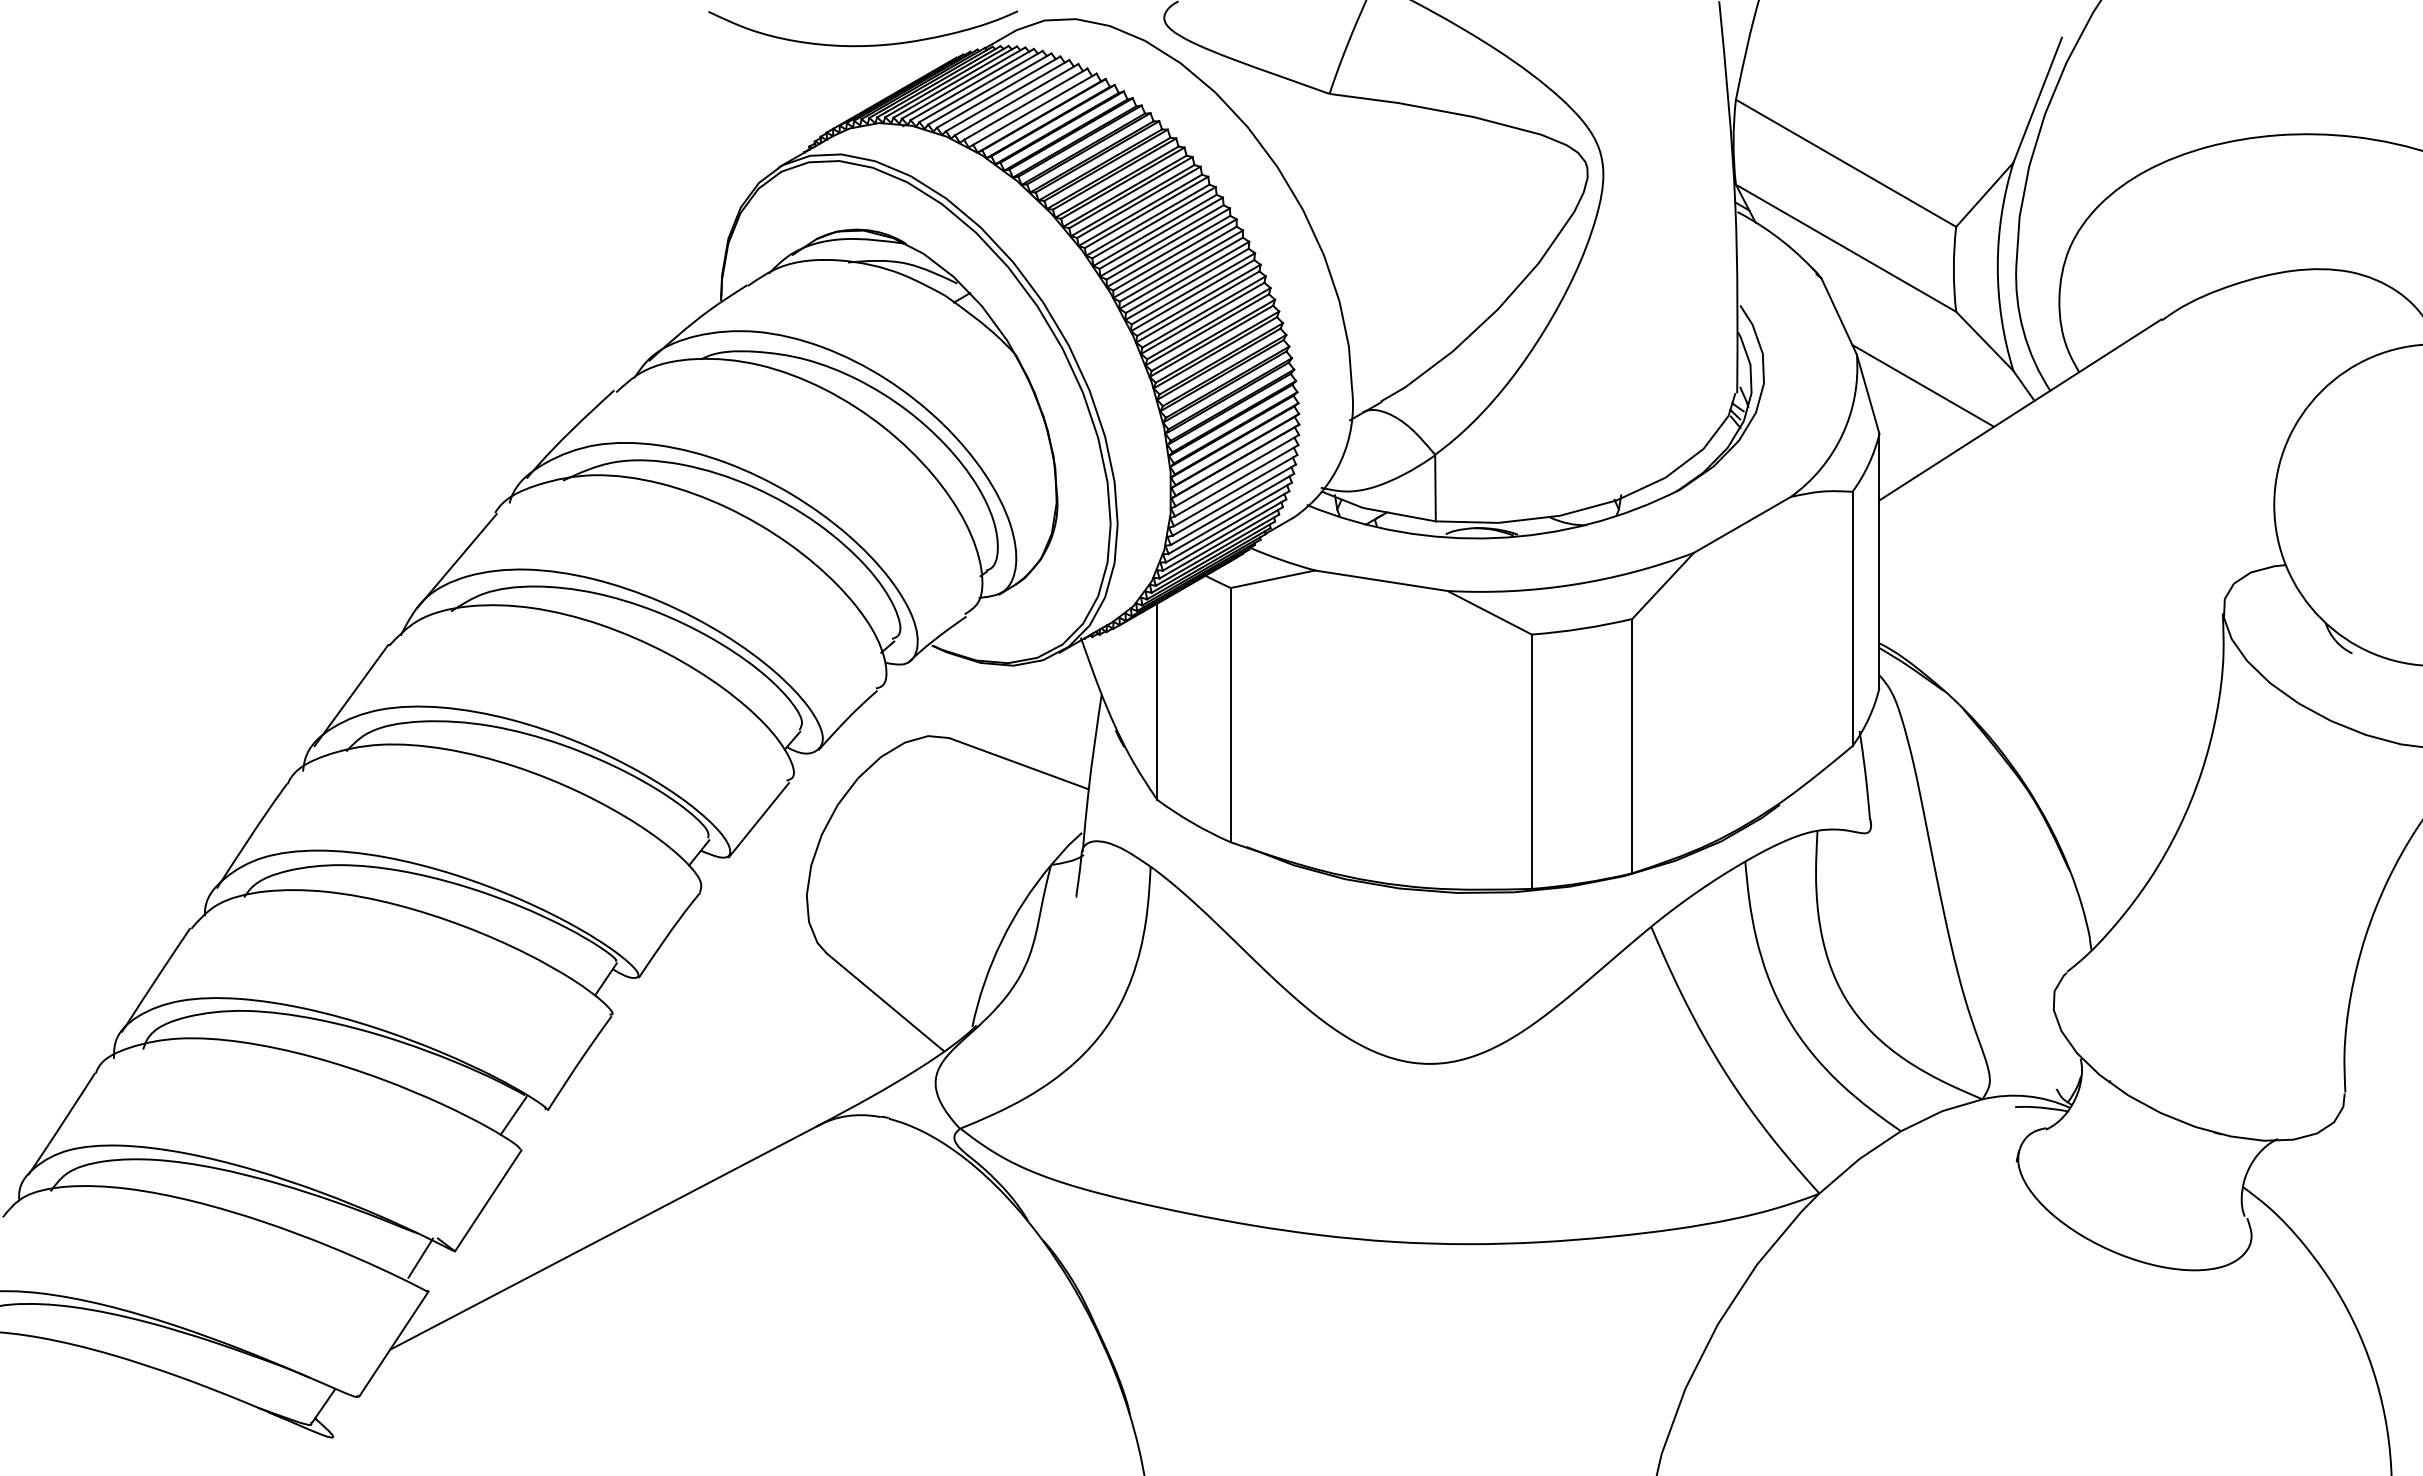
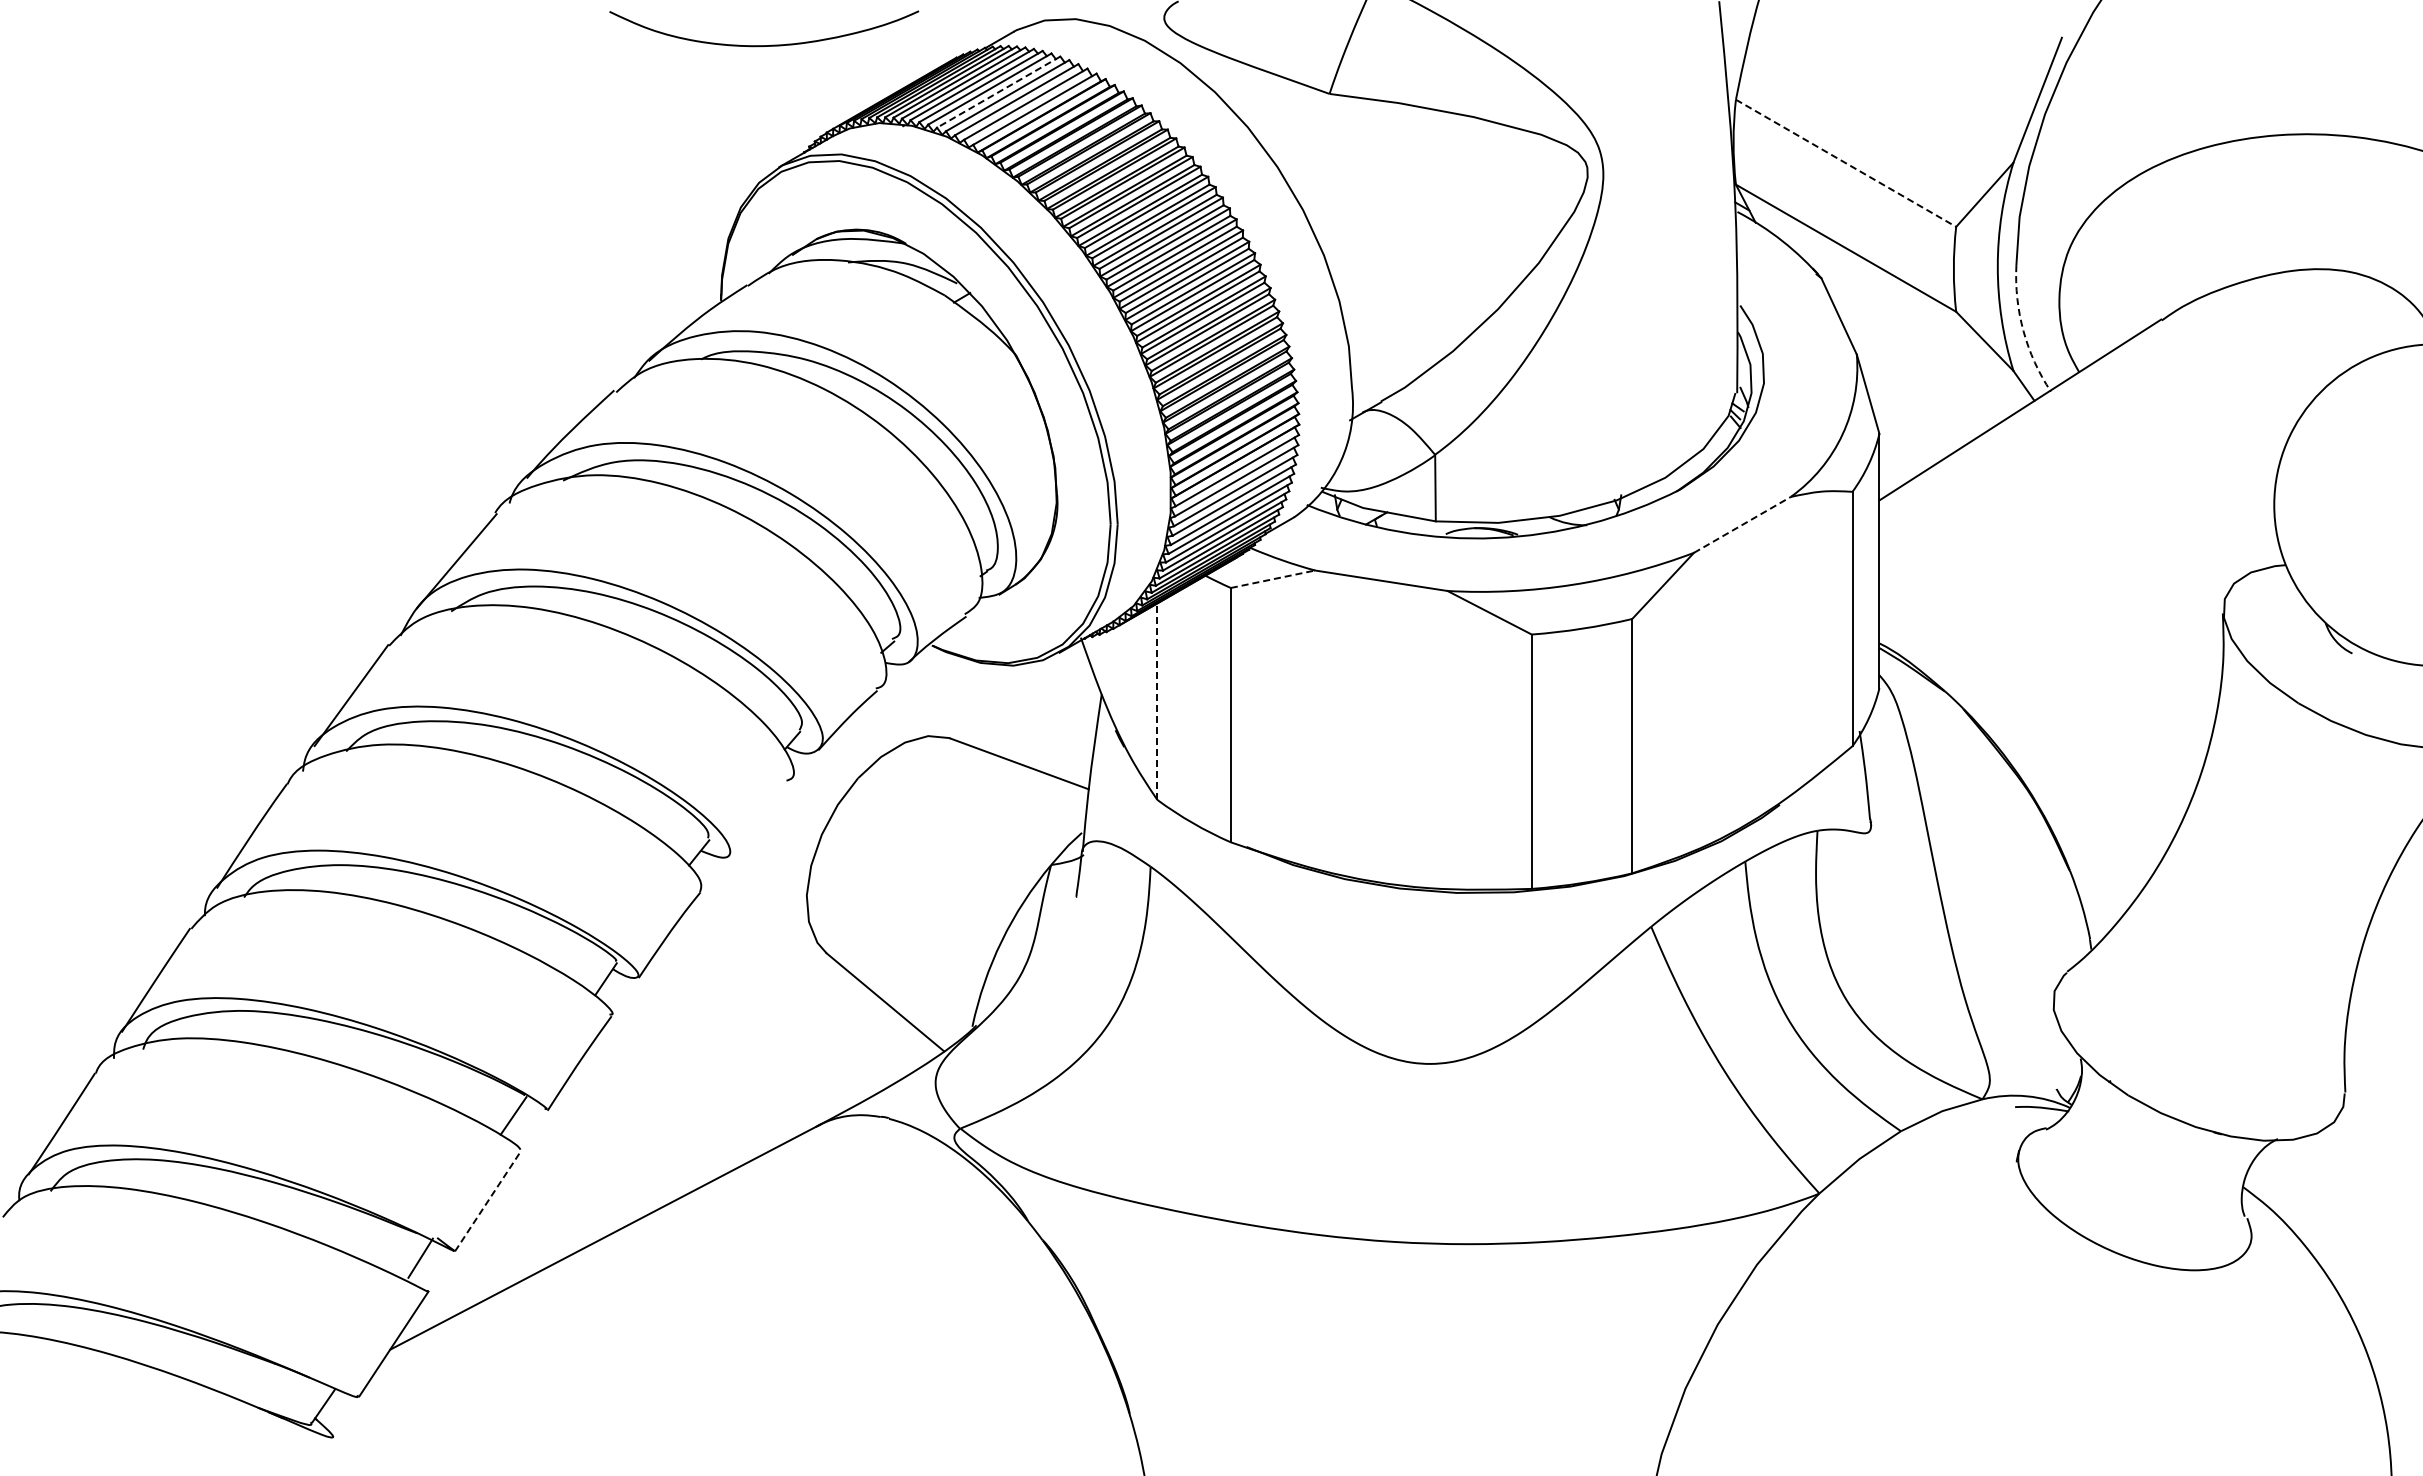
curve position: (863, 45) -> (764, 45) (764, 45)
line: solid -> dashed (998, 92)
line: solid -> dashed (1846, 163)
arc: solid -> dashed (2023, 331)
line: present -> none (1923, 385)
line: solid -> dashed (1742, 524)
line: solid -> dashed (1273, 579)
line: solid -> dashed (1157, 701)
line: present -> none (758, 819)
line: solid -> dashed (488, 1200)
